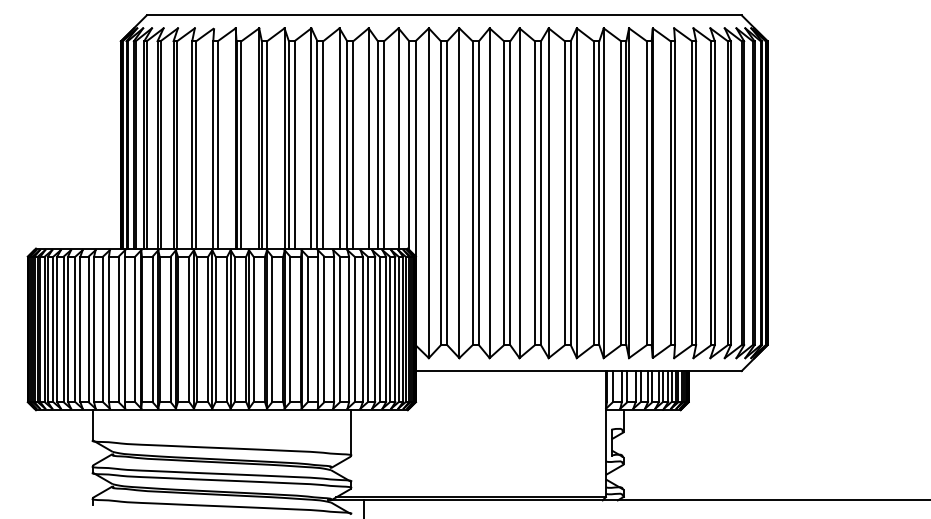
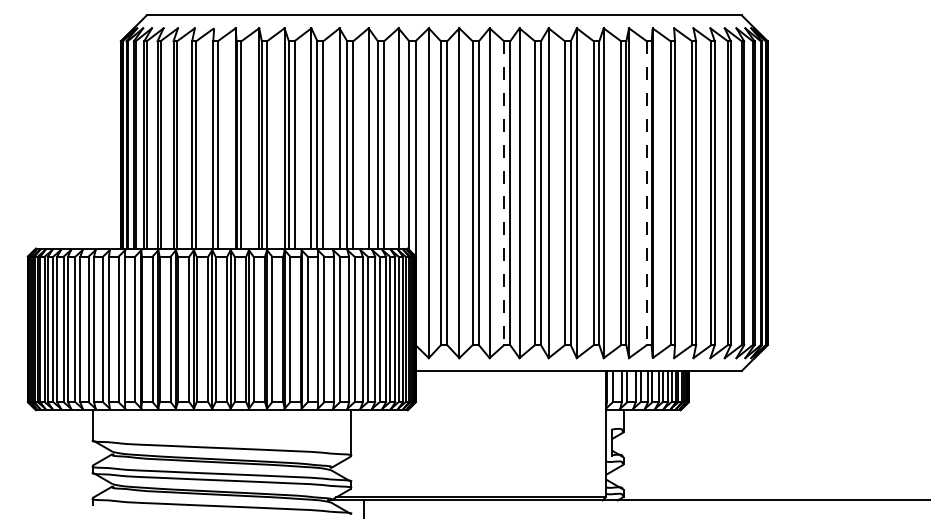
line: solid -> dashed (504, 193)
line: solid -> dashed (646, 193)
